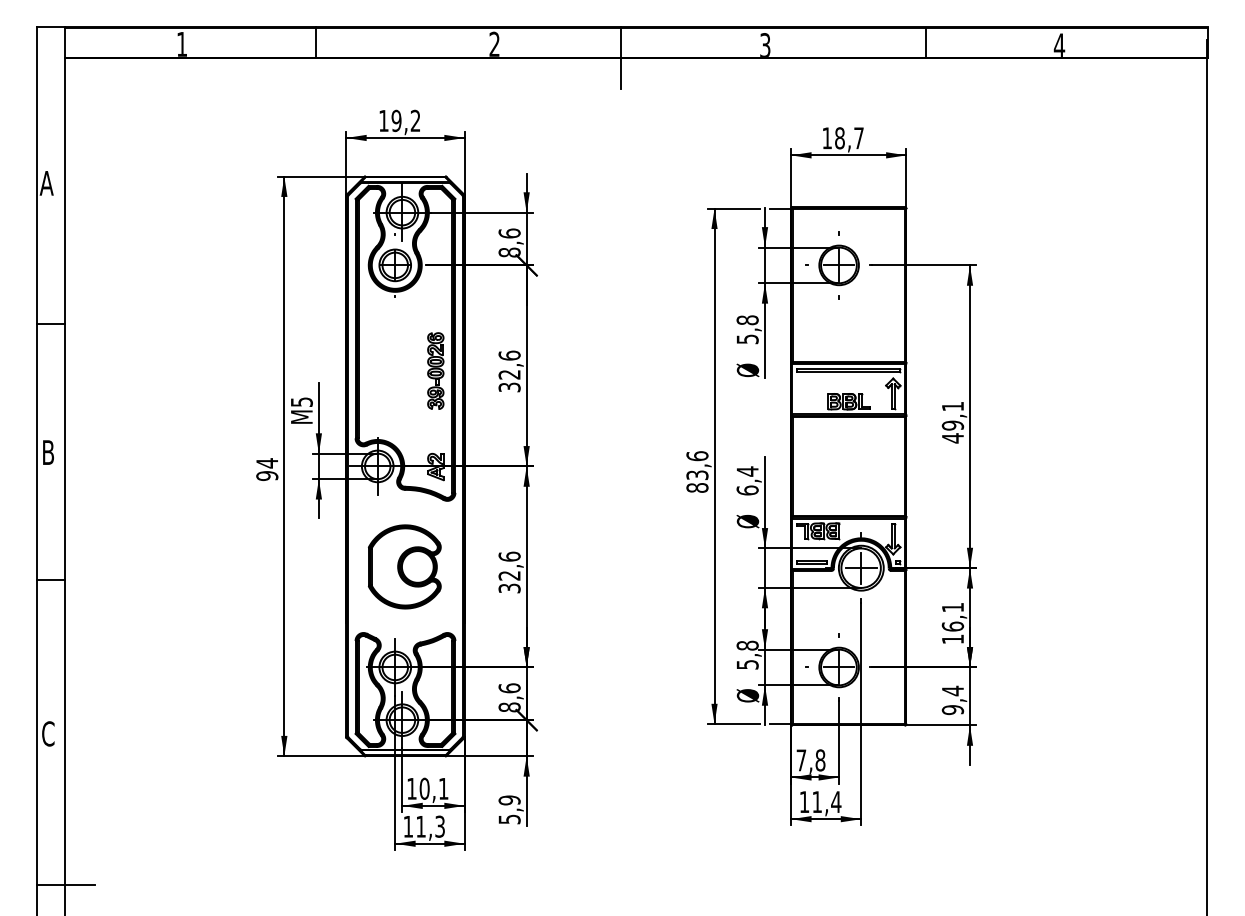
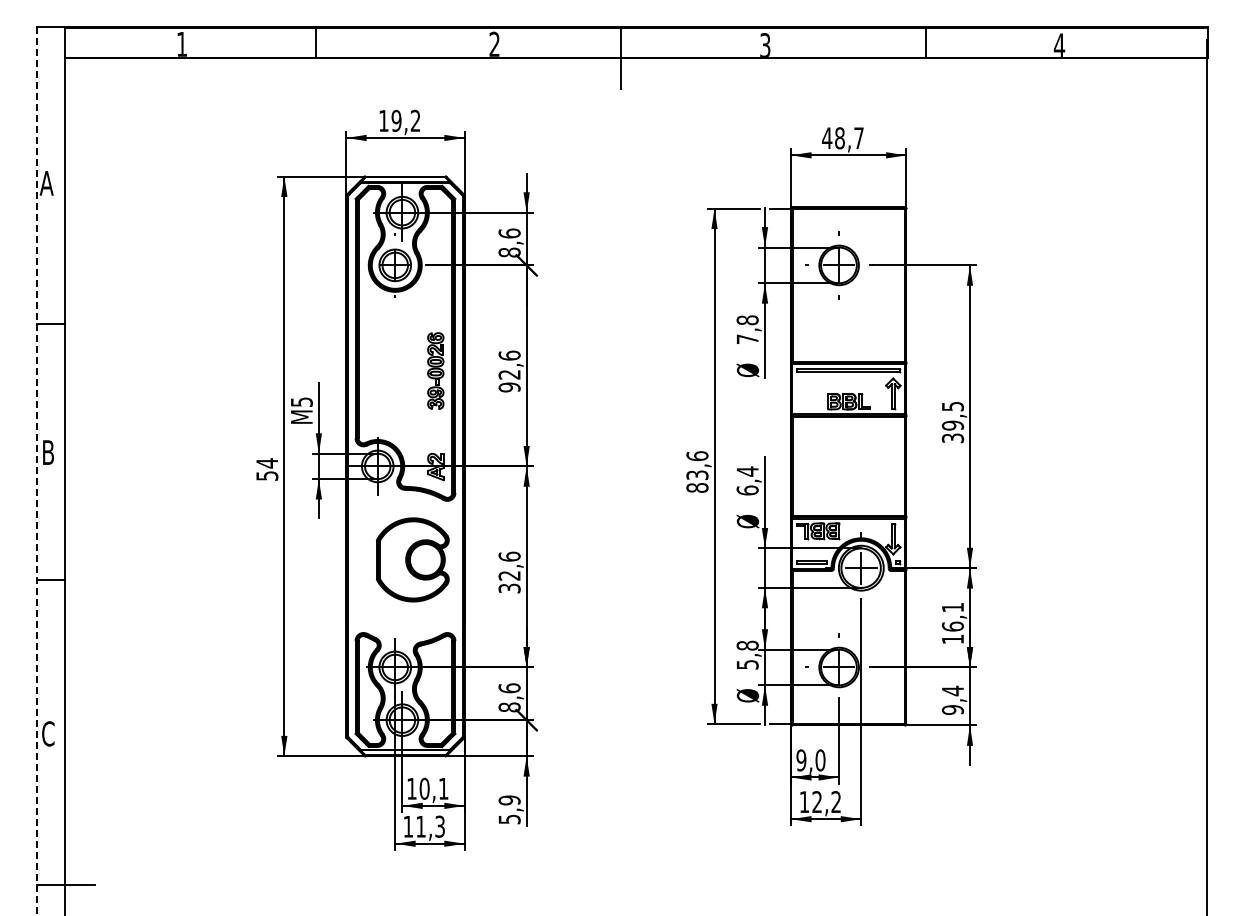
text: 18,7 -> 48,7 (827, 138)
text: 5,8 -> 7,8 (747, 339)
text: 32,6 -> 92,6 (509, 387)
text: 49,1 -> 39,5 (952, 422)
line: solid -> dashed (37, 471)
text: 94 -> 54 (267, 476)
part position: (404, 566) -> (412, 559) (412, 559)
text: 7,8 -> 9,0 (810, 760)
text: 11,4 -> 12,2 (826, 801)
